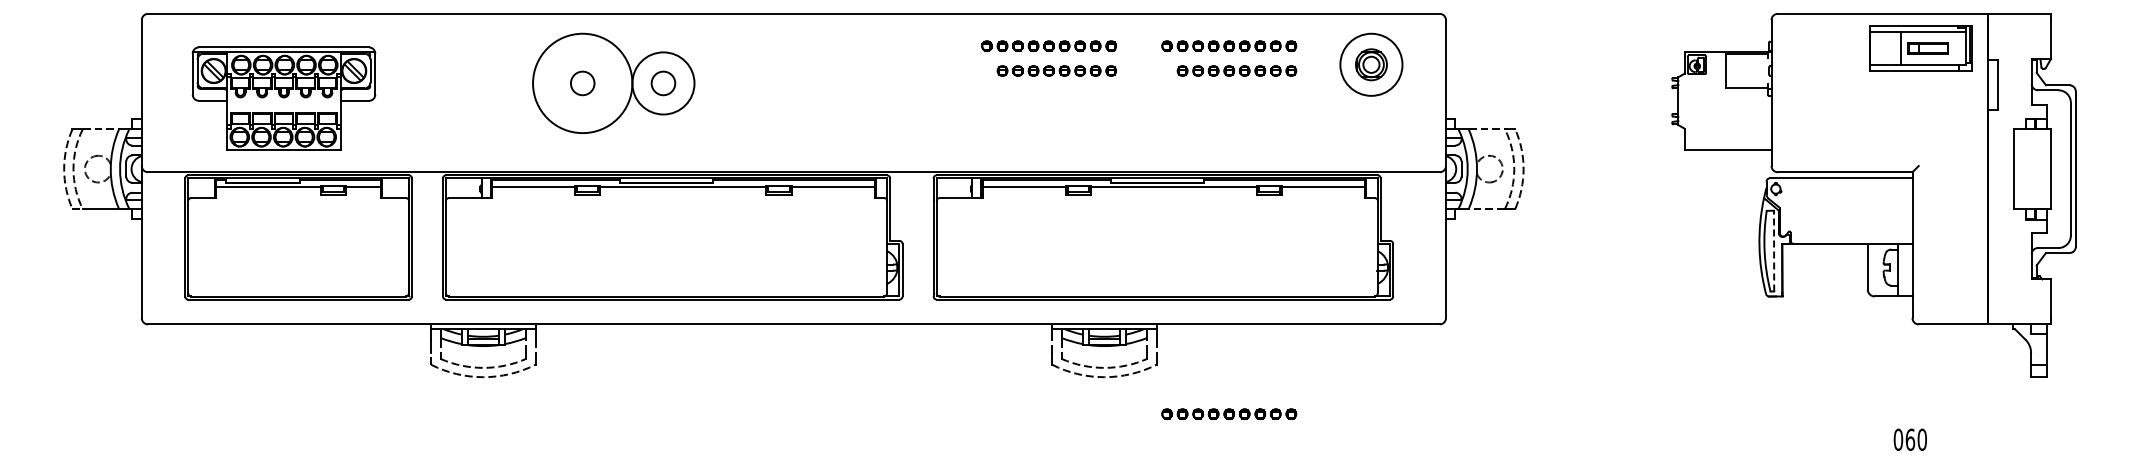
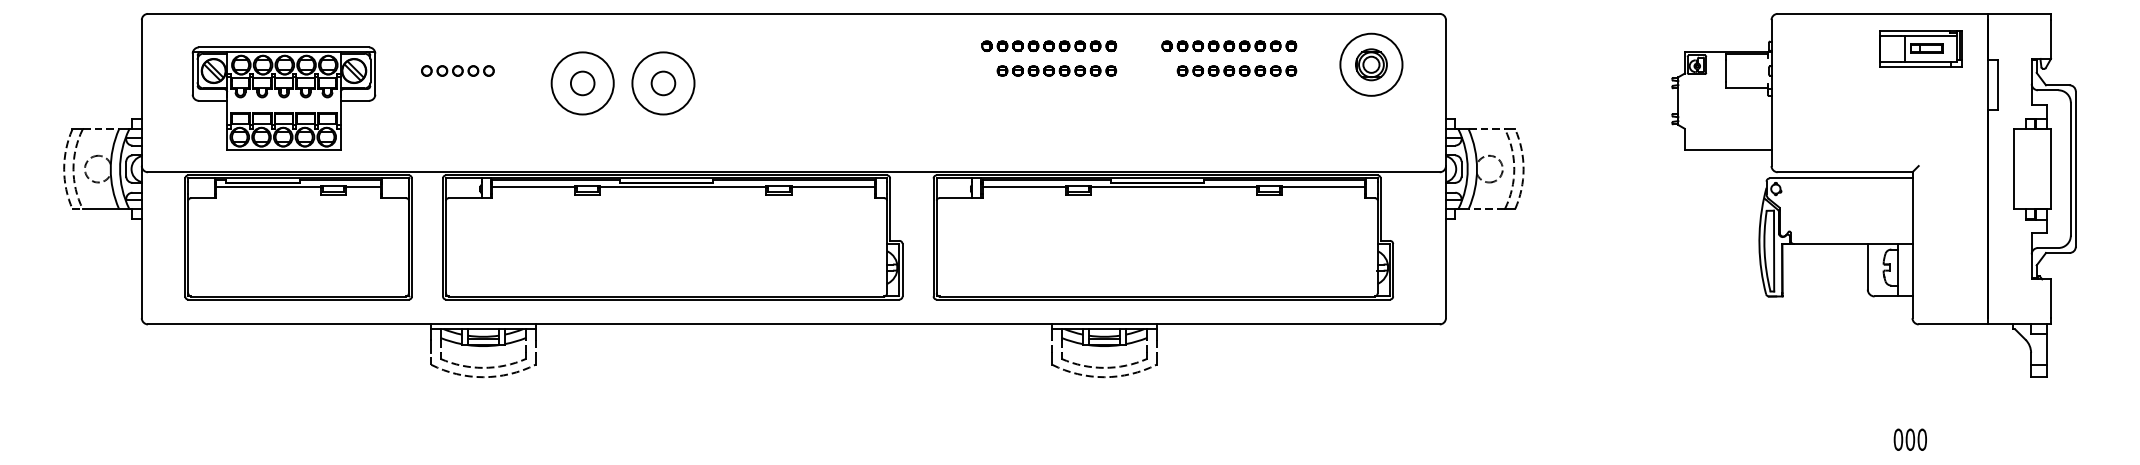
part size: 104x47 px -> 84x38 px (1920, 48)
part: none -> present (457, 70)
circle diameter: 99 px -> 62 px (582, 83)
line: dashed -> solid (1774, 250)
part: present -> none (1229, 413)
text: 060 -> 000 (1910, 439)
